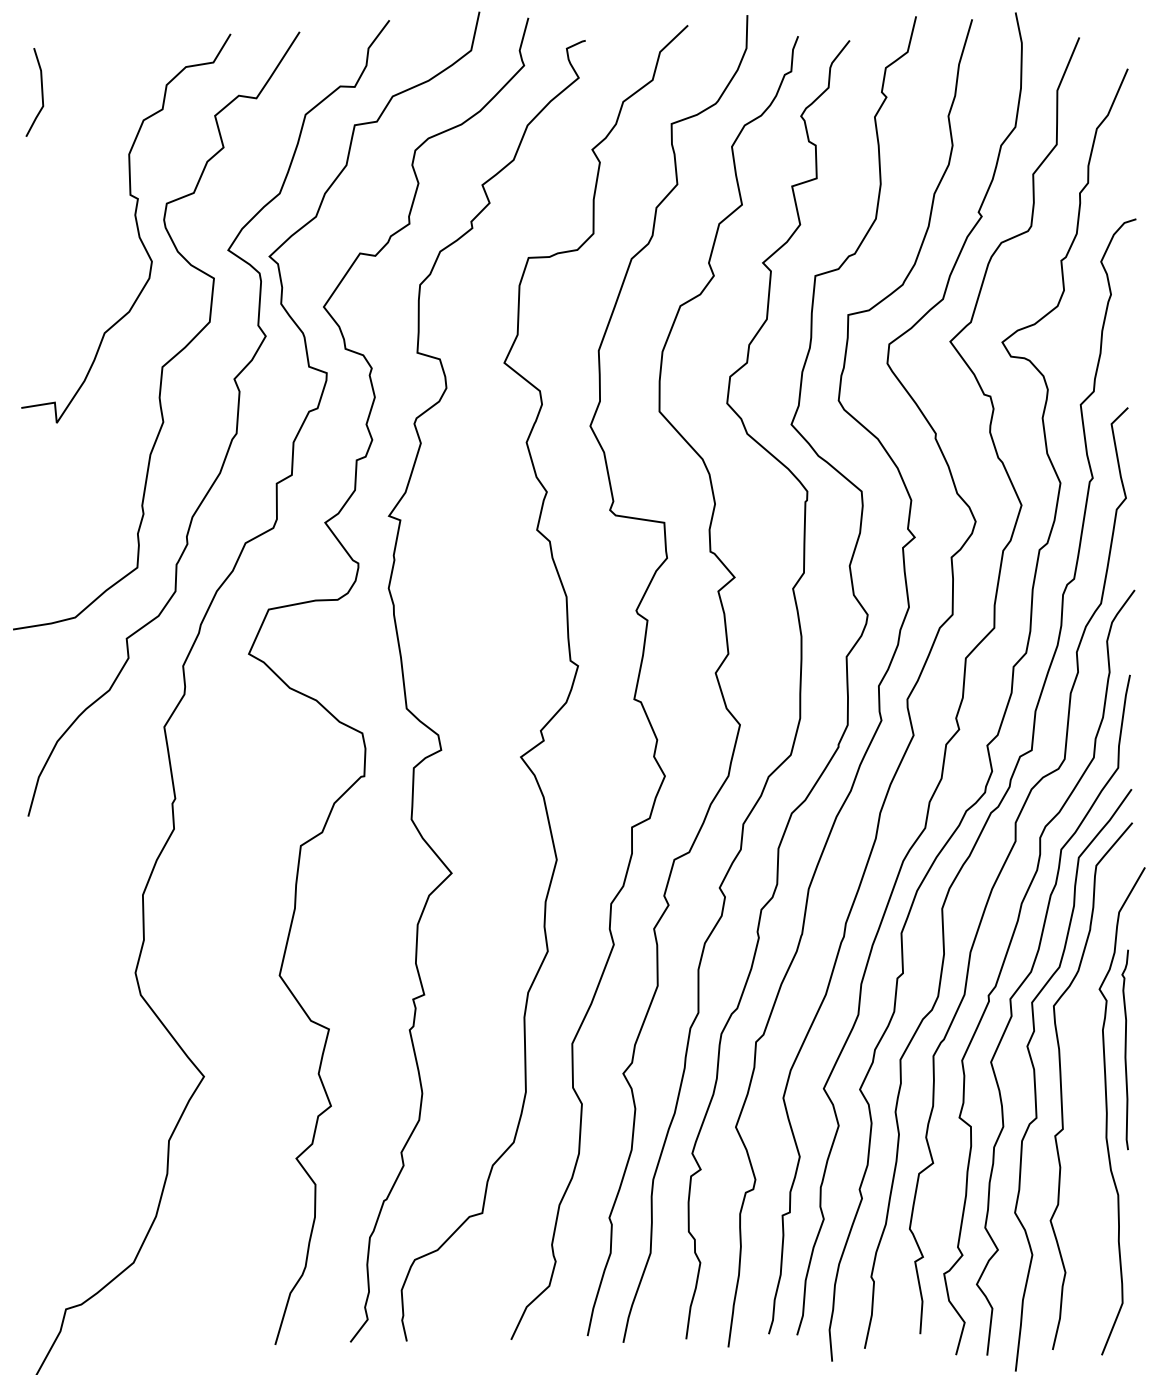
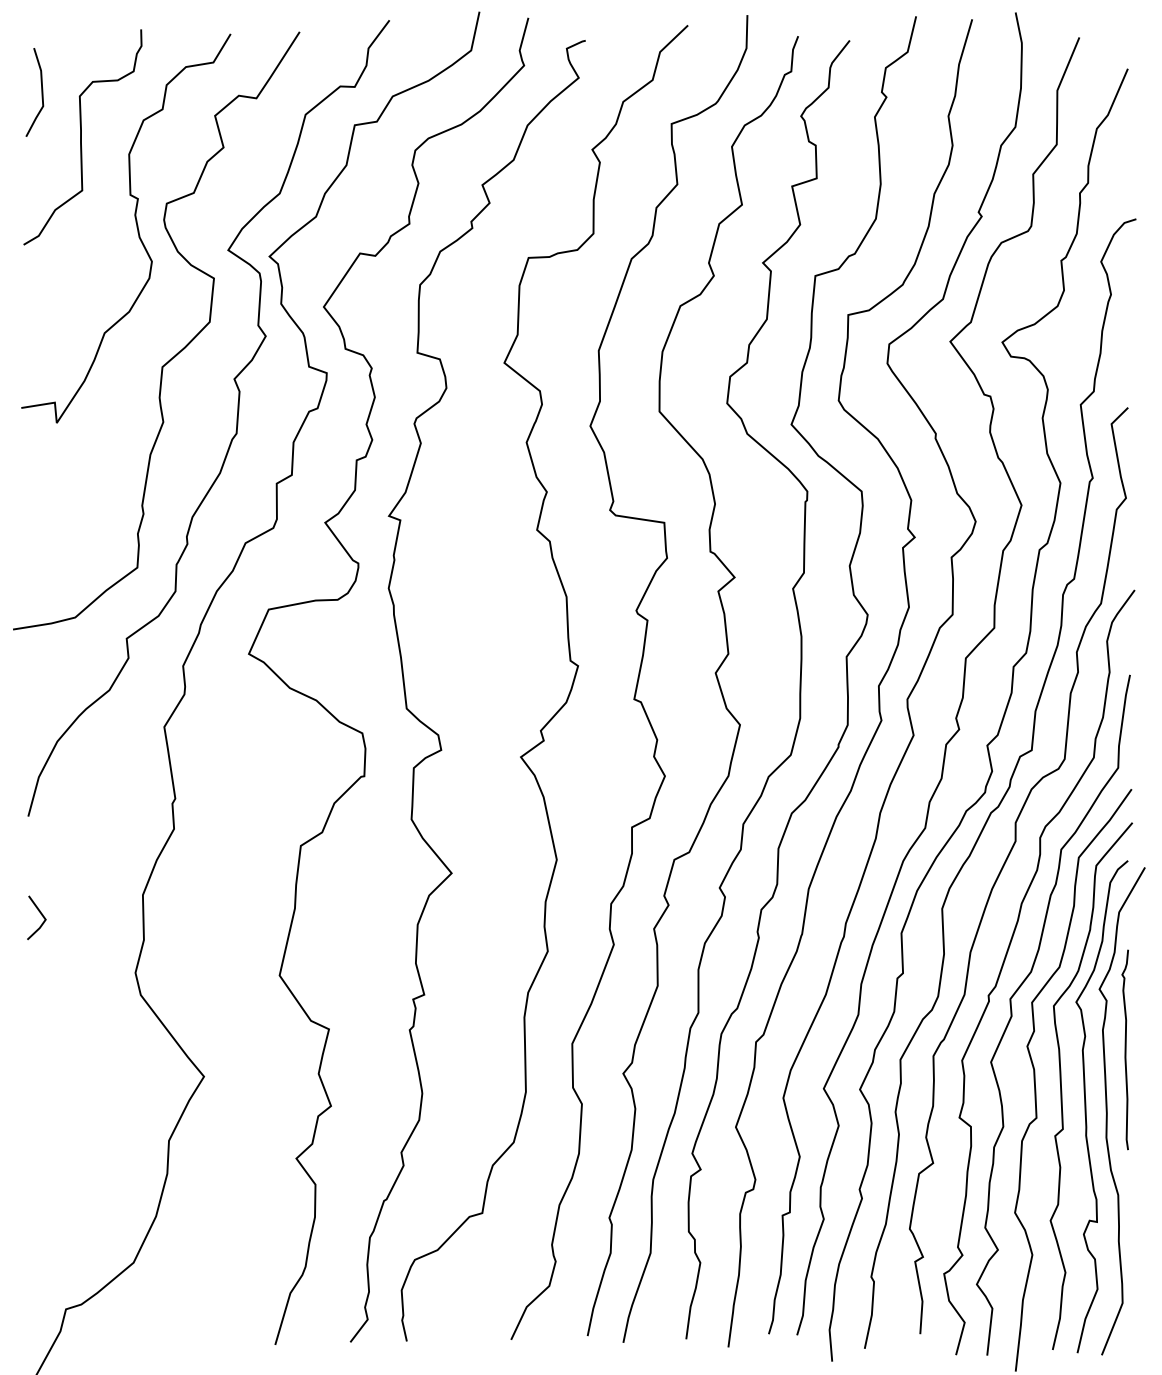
curve: none -> present (81, 137)
line: none -> present (40, 914)
curve: none -> present (1086, 1106)
